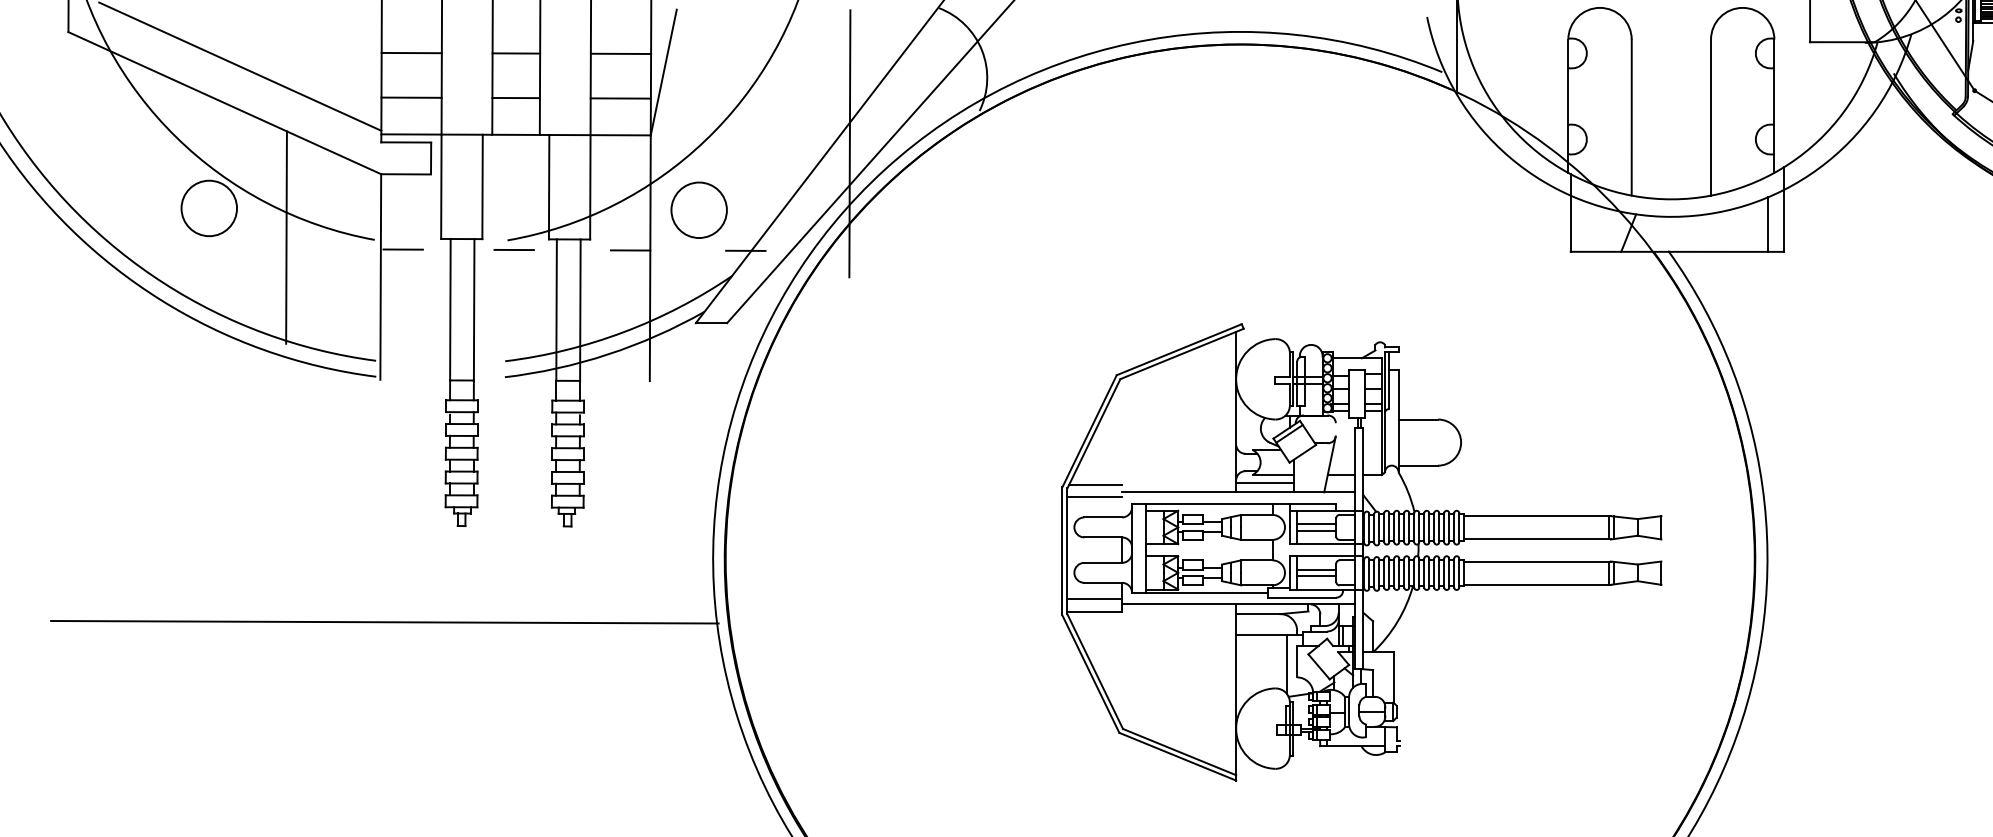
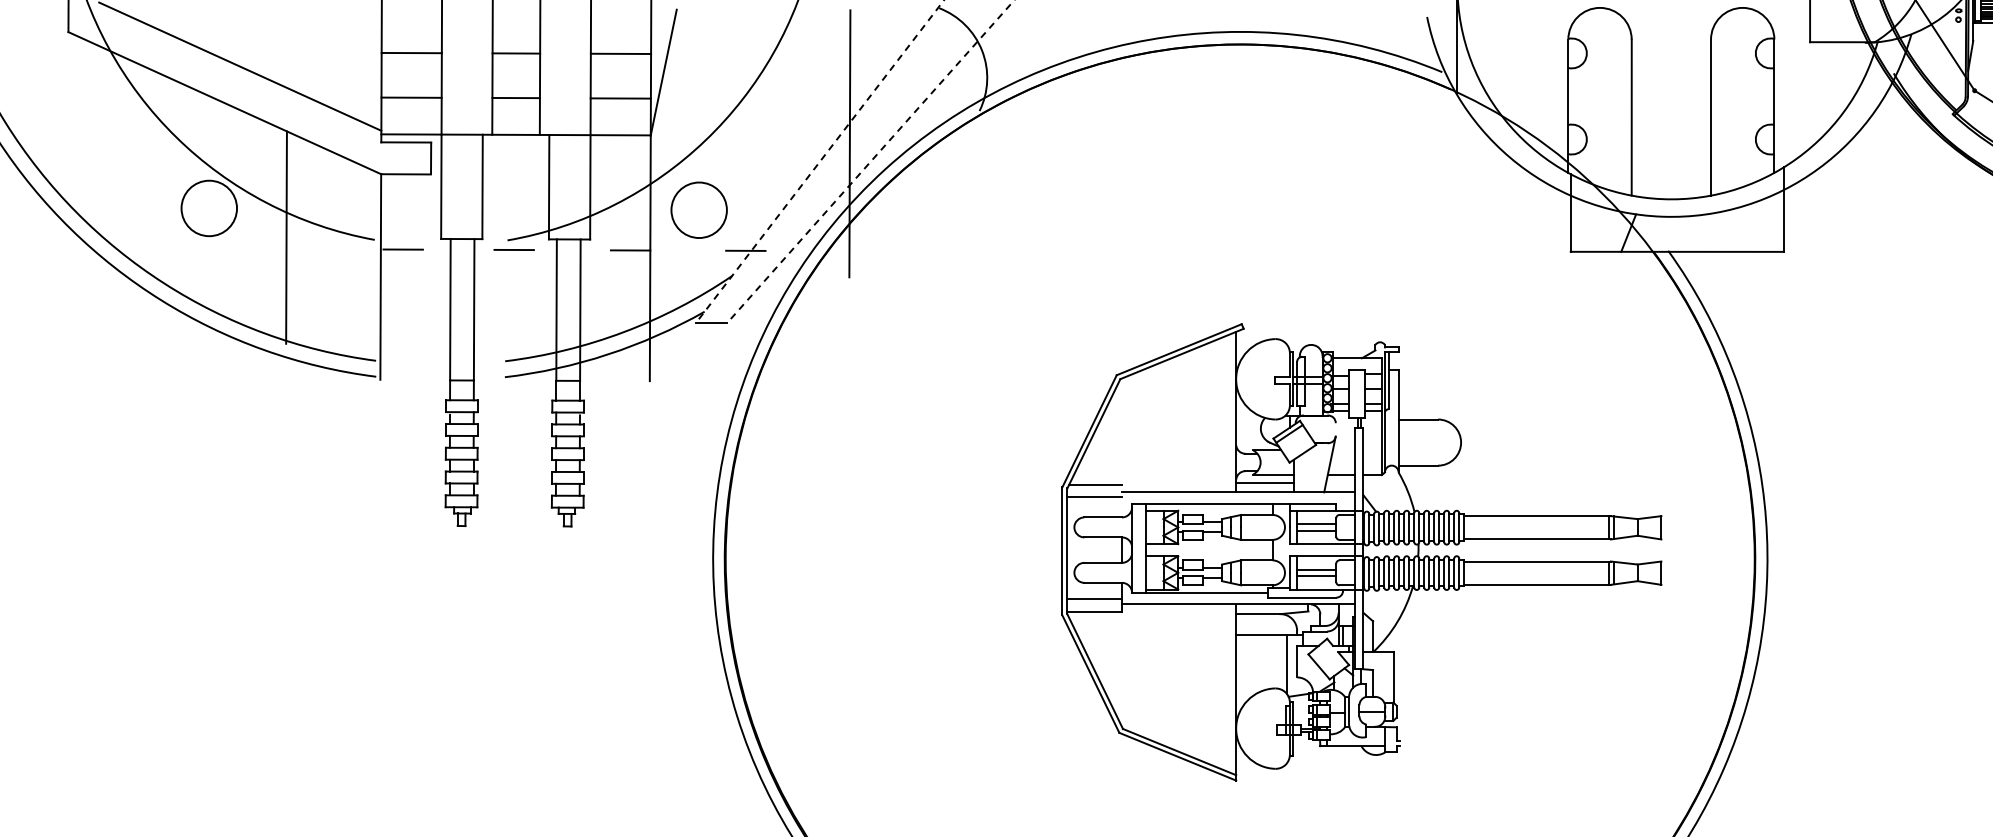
line: solid -> dashed (870, 161)
line: solid -> dashed (819, 162)
line: present -> none (1767, 224)
line: present -> none (384, 622)
